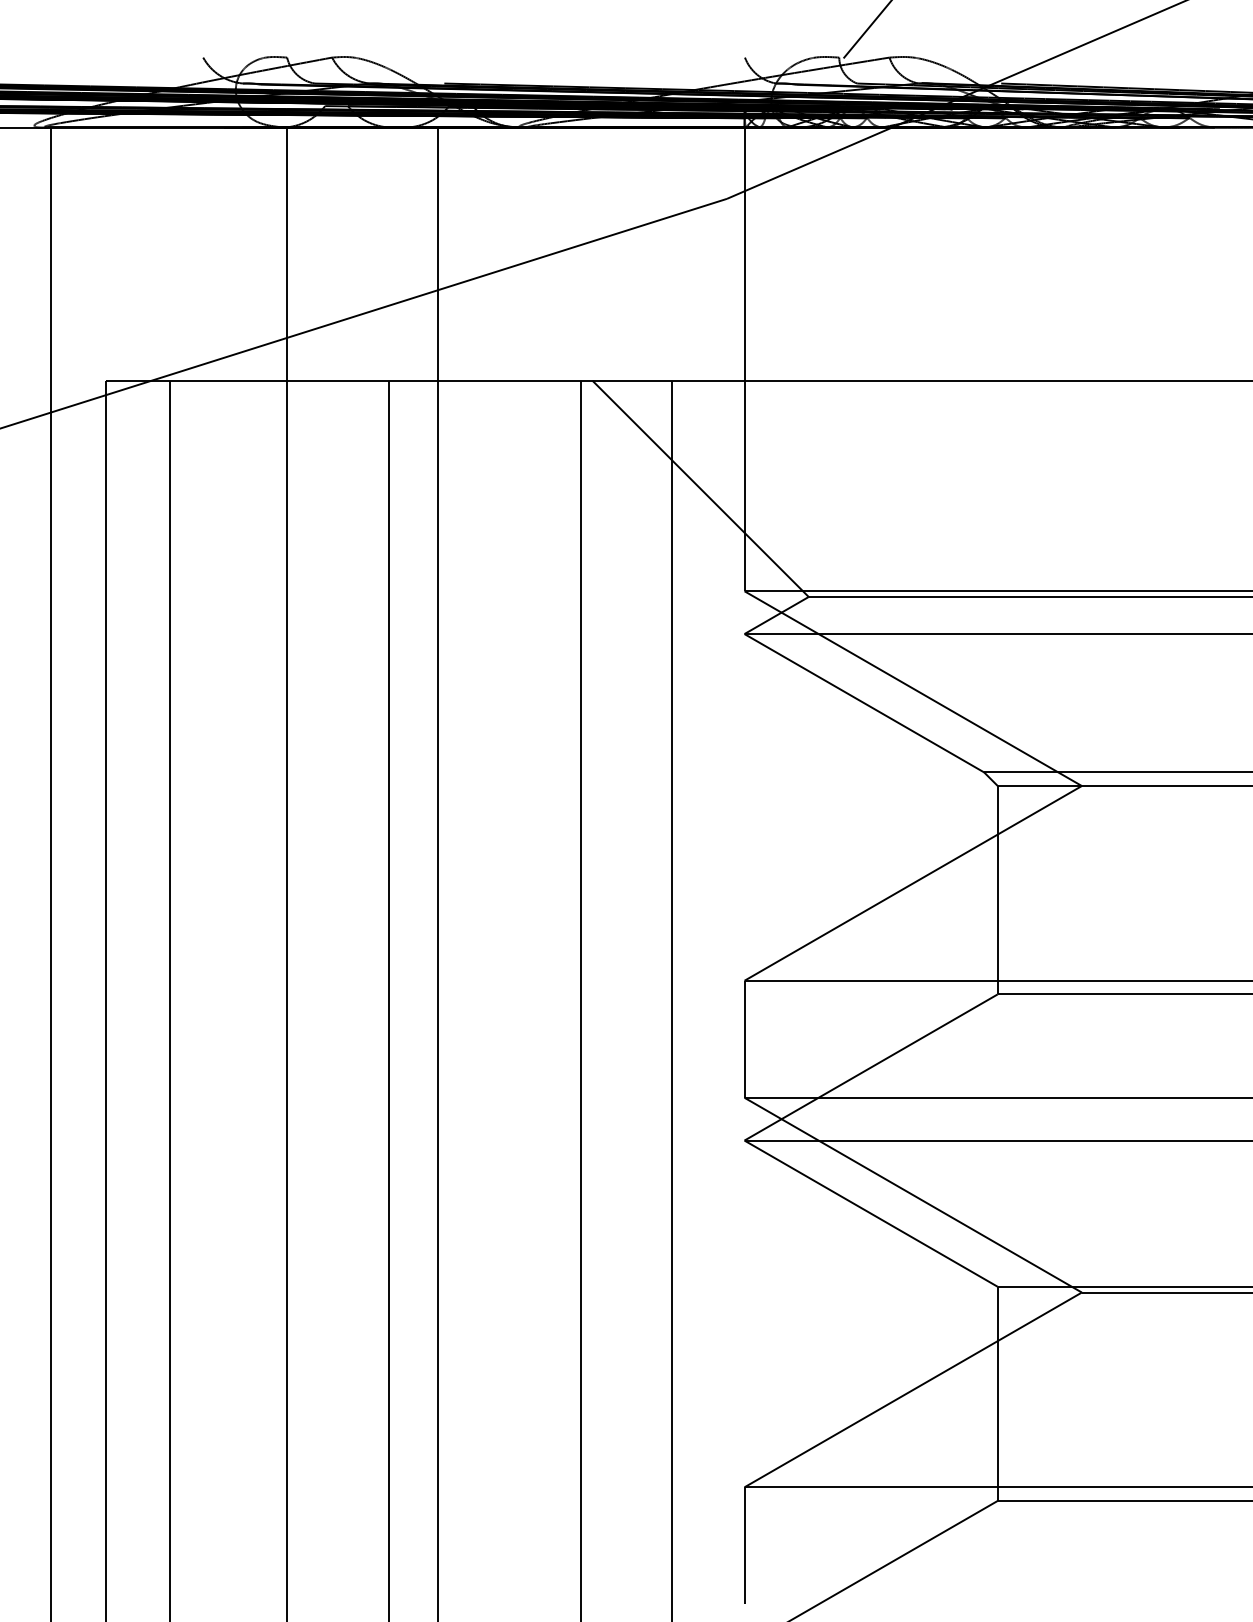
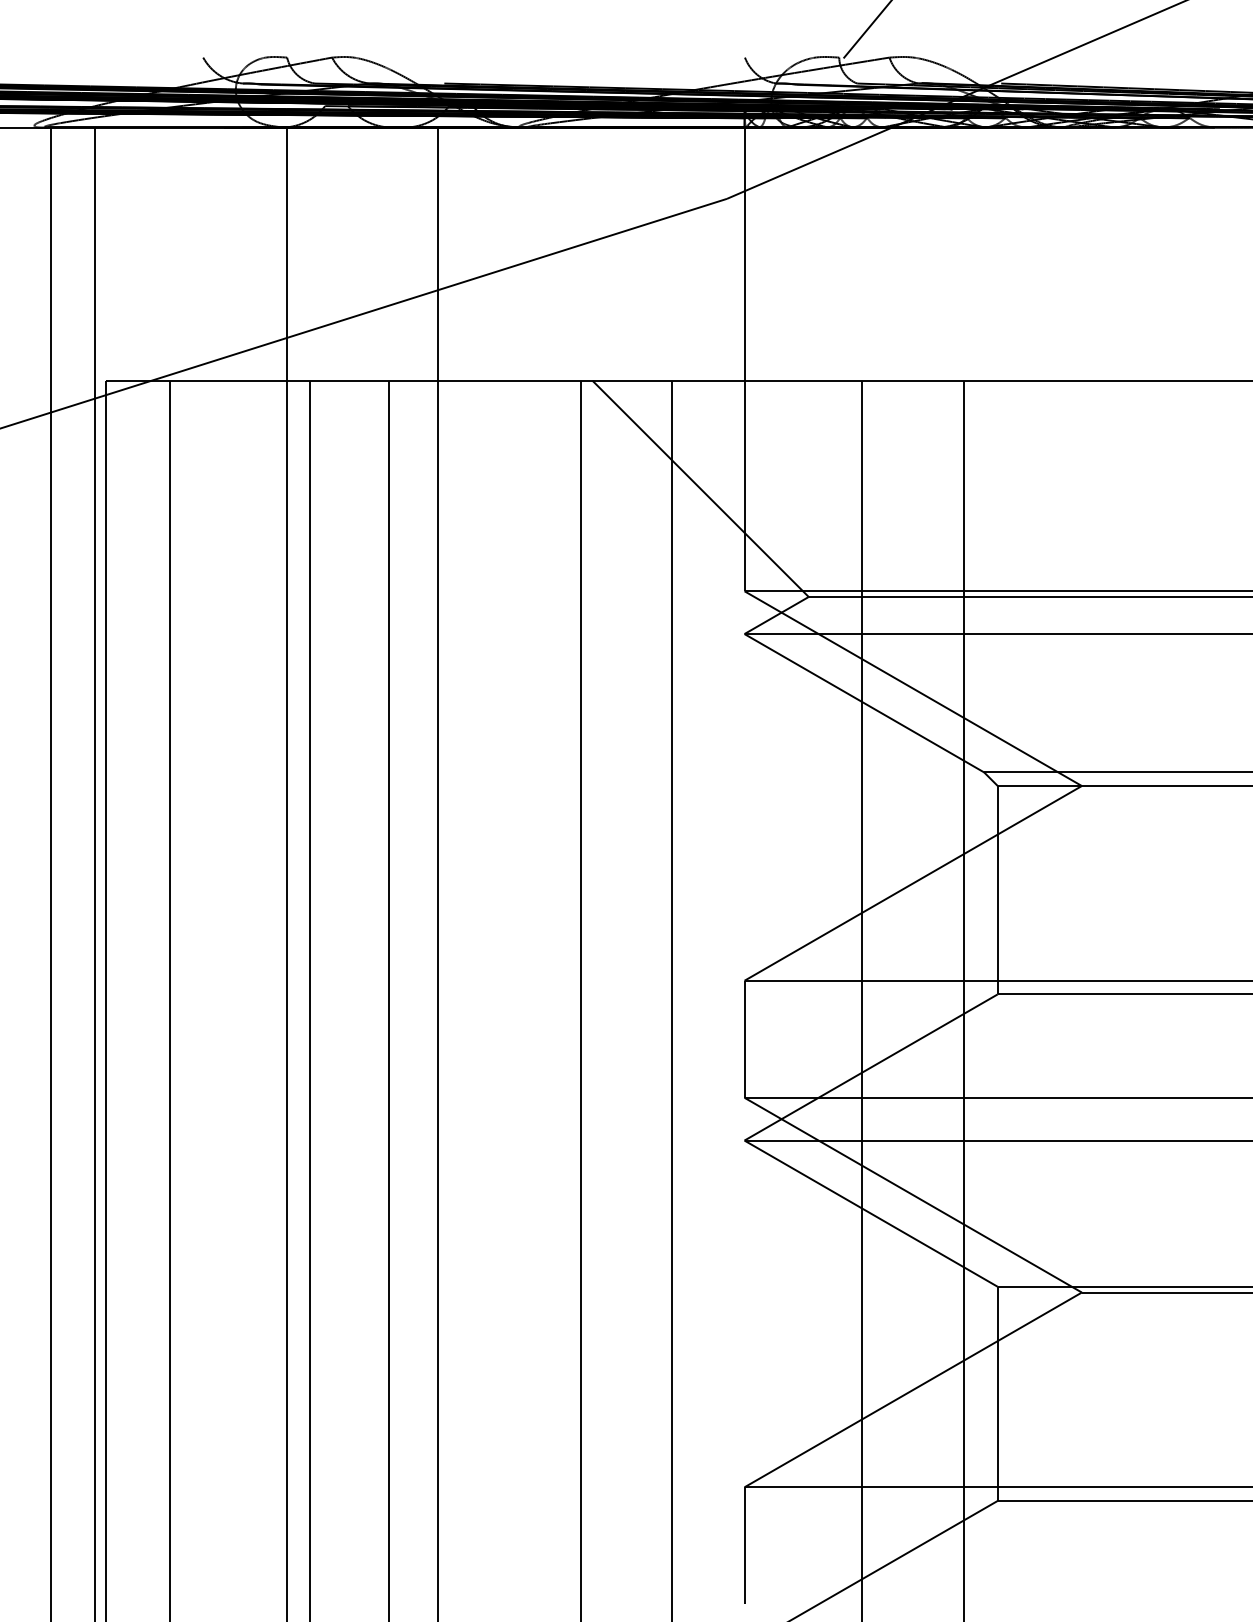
line: none -> present (94, 872)
line: none -> present (310, 999)
line: none -> present (862, 999)
line: none -> present (963, 999)
